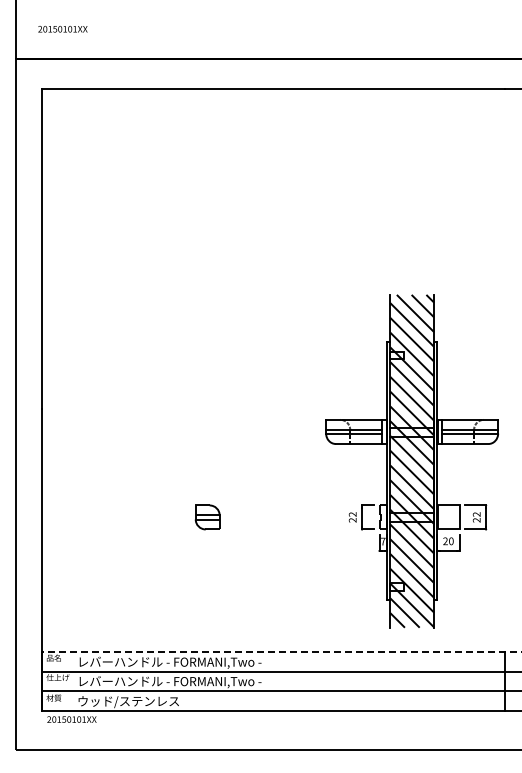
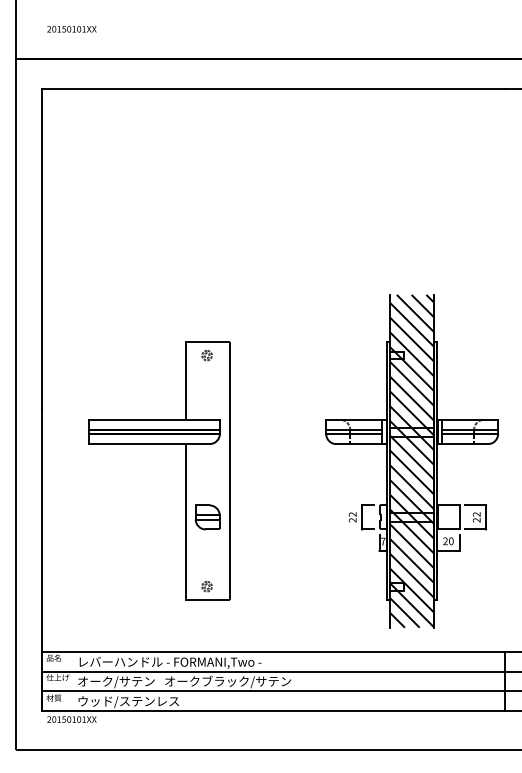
text position: (62, 29) -> (71, 29) (71, 29)
part: none -> present (159, 444)
line: dashed -> solid (281, 651)
text: レバーハンドル - FORMANI,Two - -> オーク/サテン   オークブラック/サテン (184, 681)
